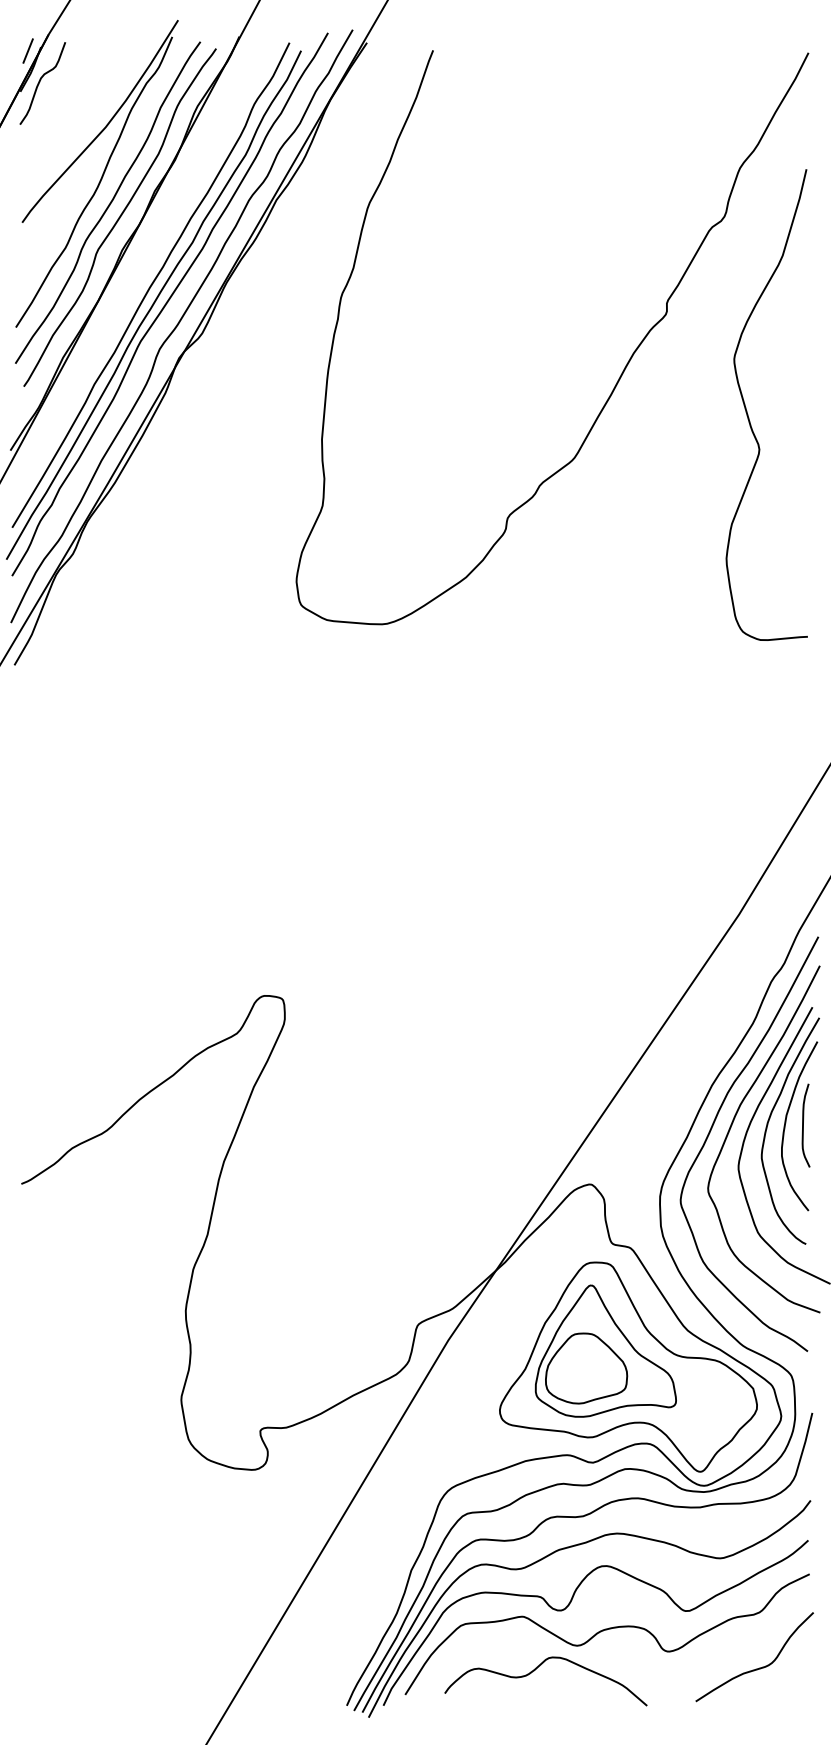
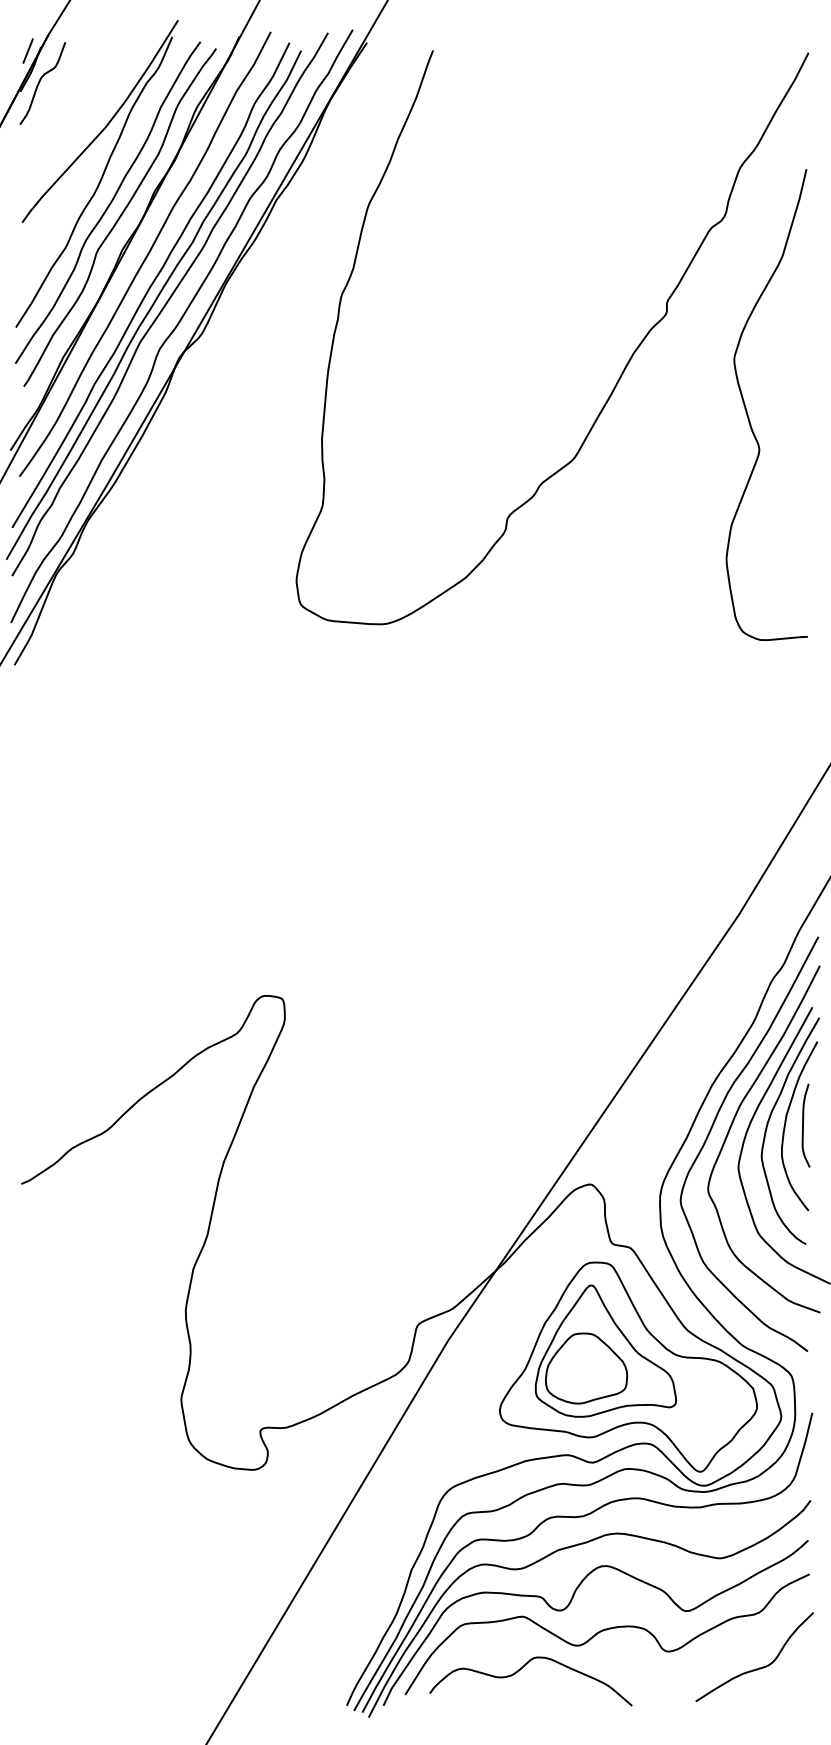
curve: none -> present (147, 253)
curve position: (535, 1670) -> (520, 1670) (520, 1670)
